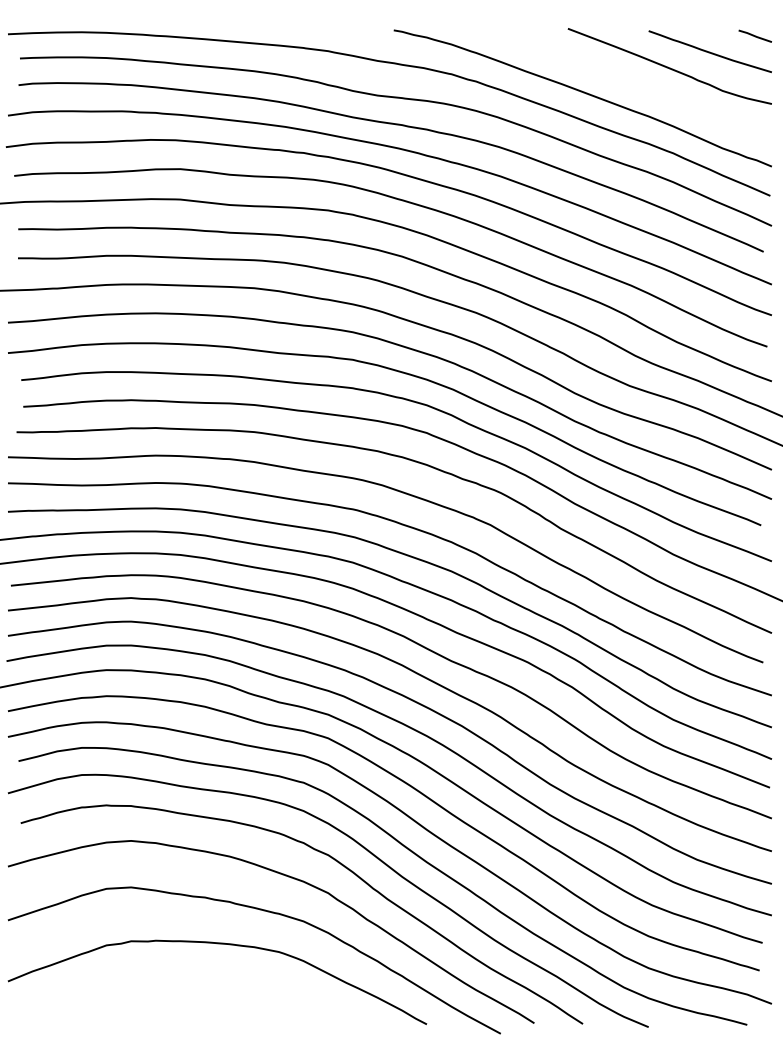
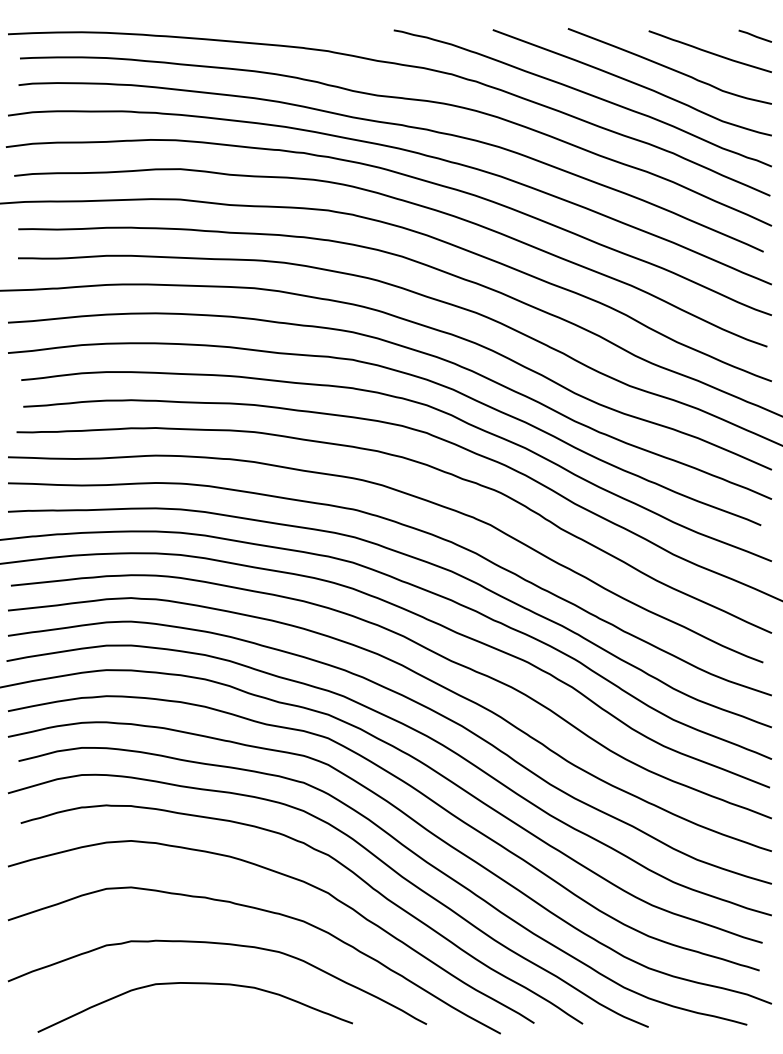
curve: none -> present (631, 82)
curve: none -> present (194, 984)
